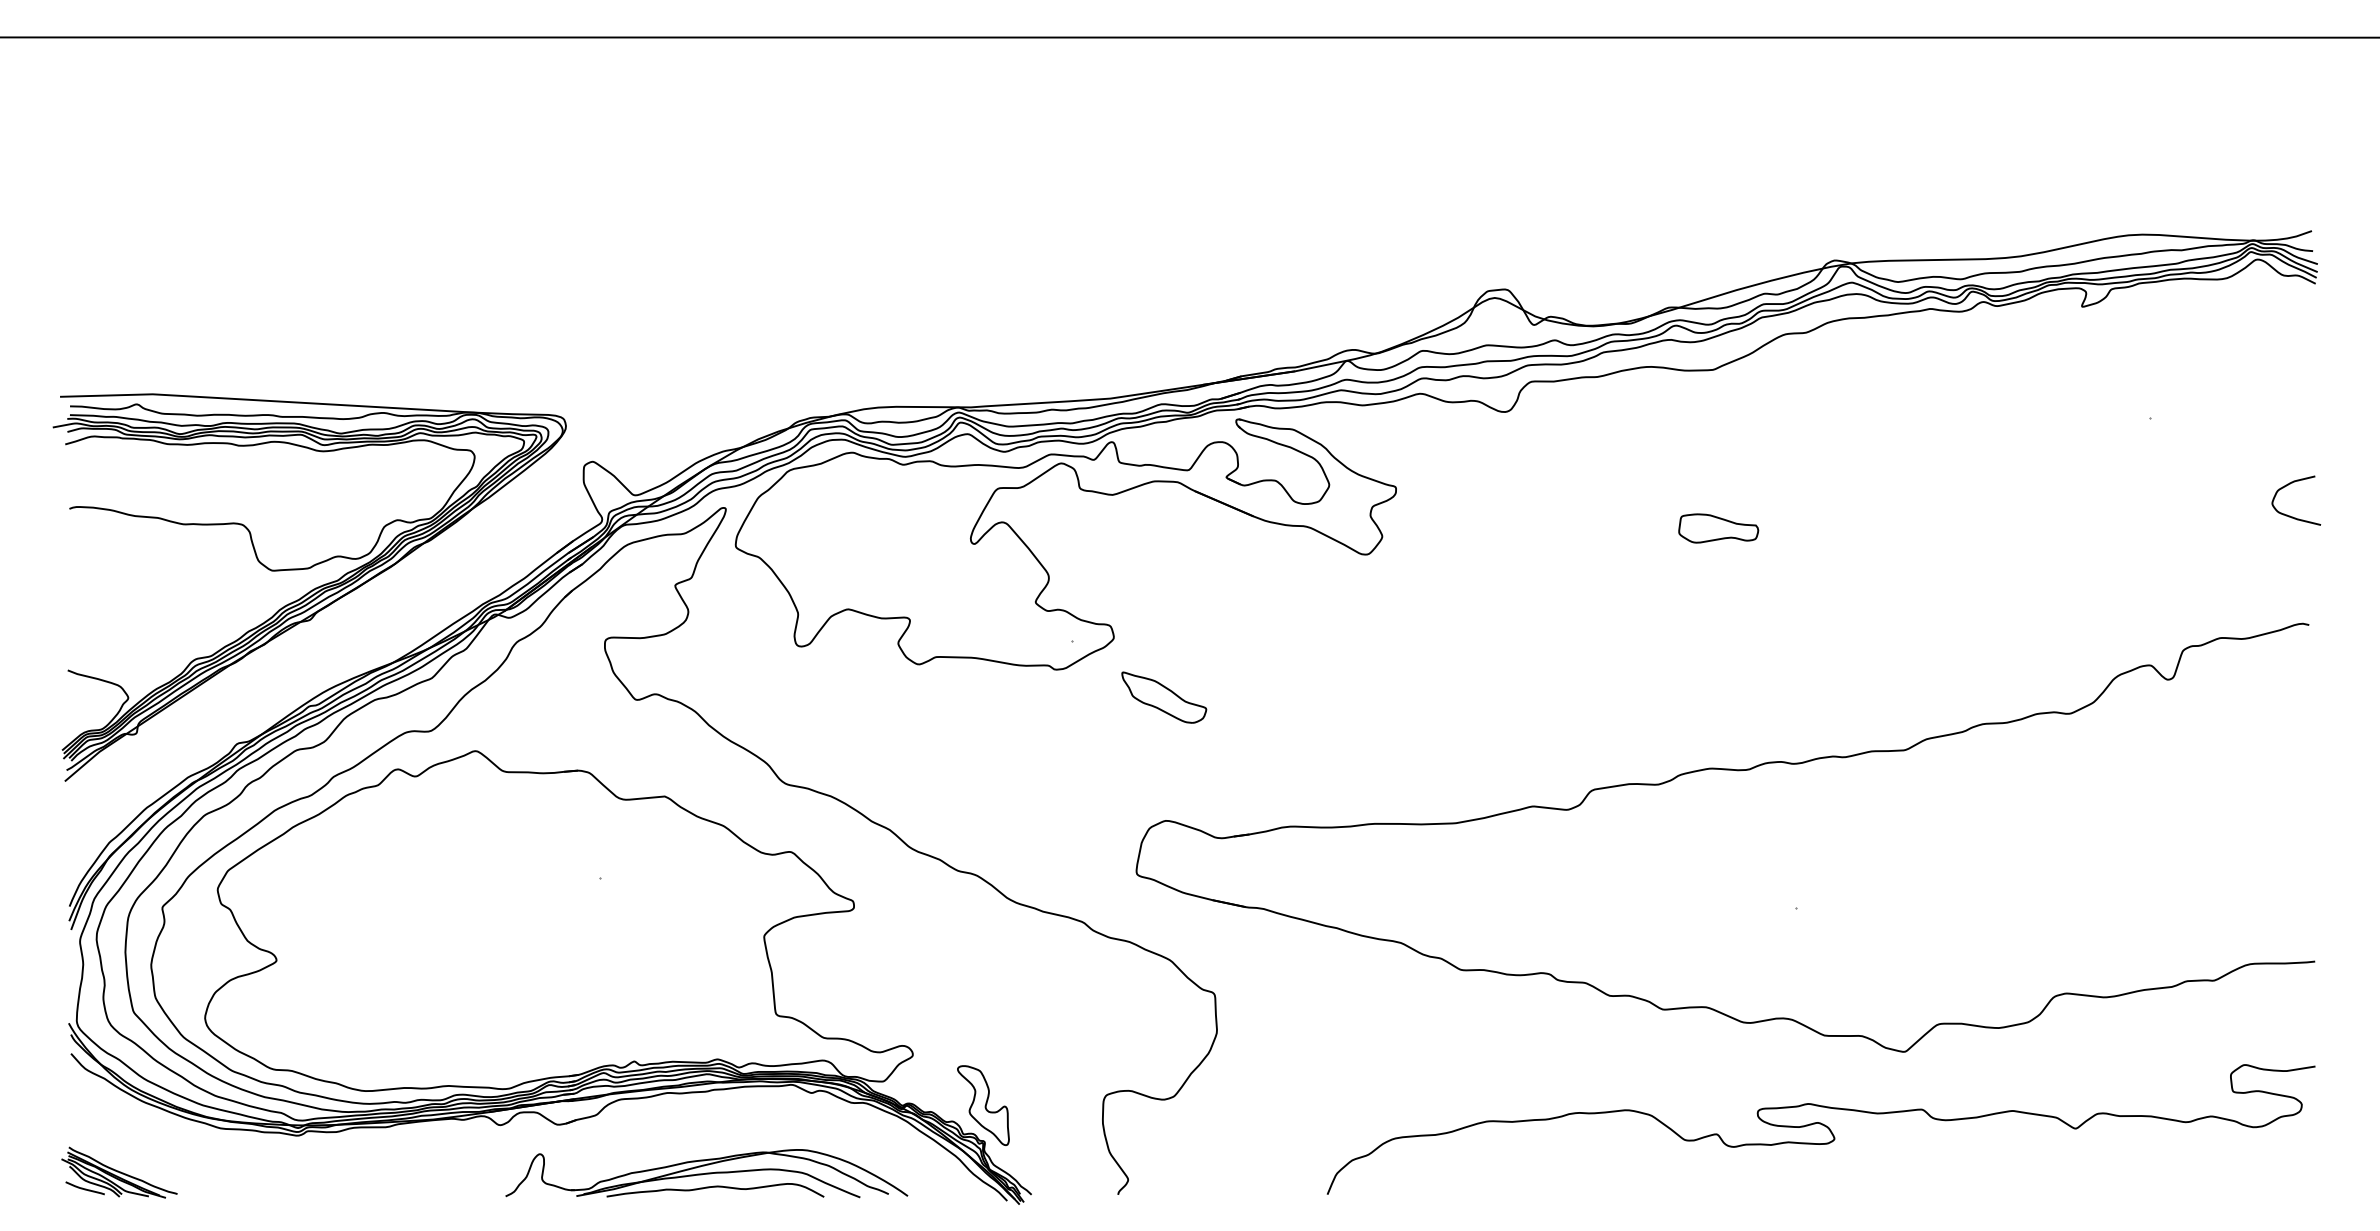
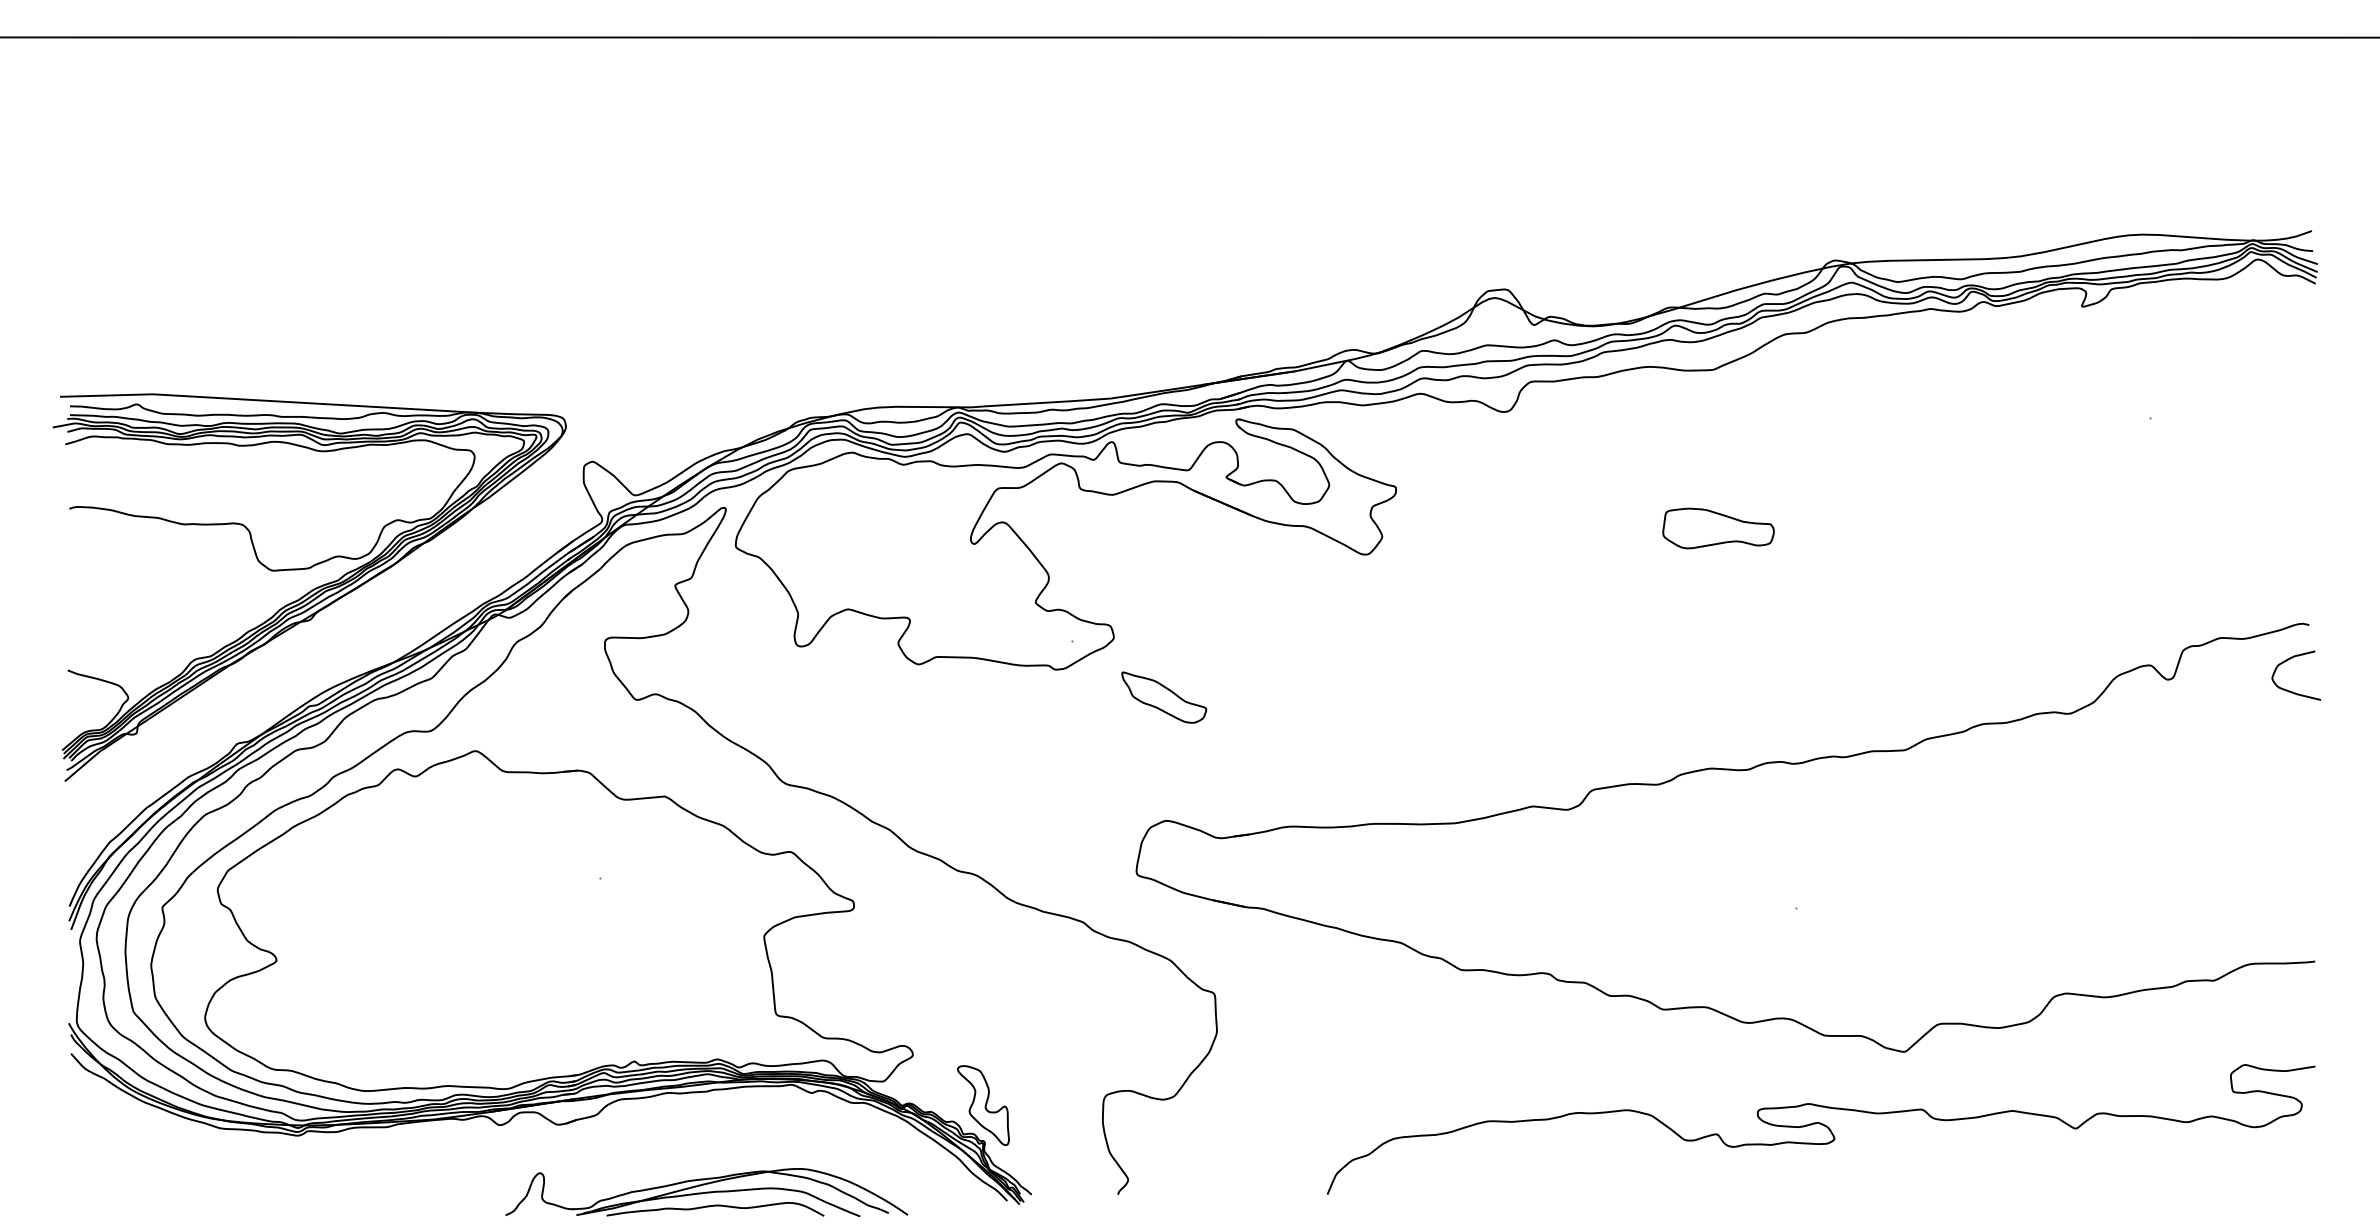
curve position: (2290, 515) -> (2290, 690) (2290, 690)
part size: 82x31 px -> 113x43 px (1718, 528)
part: present -> none (119, 1172)
part position: (706, 1173) -> (706, 1192) (706, 1192)
